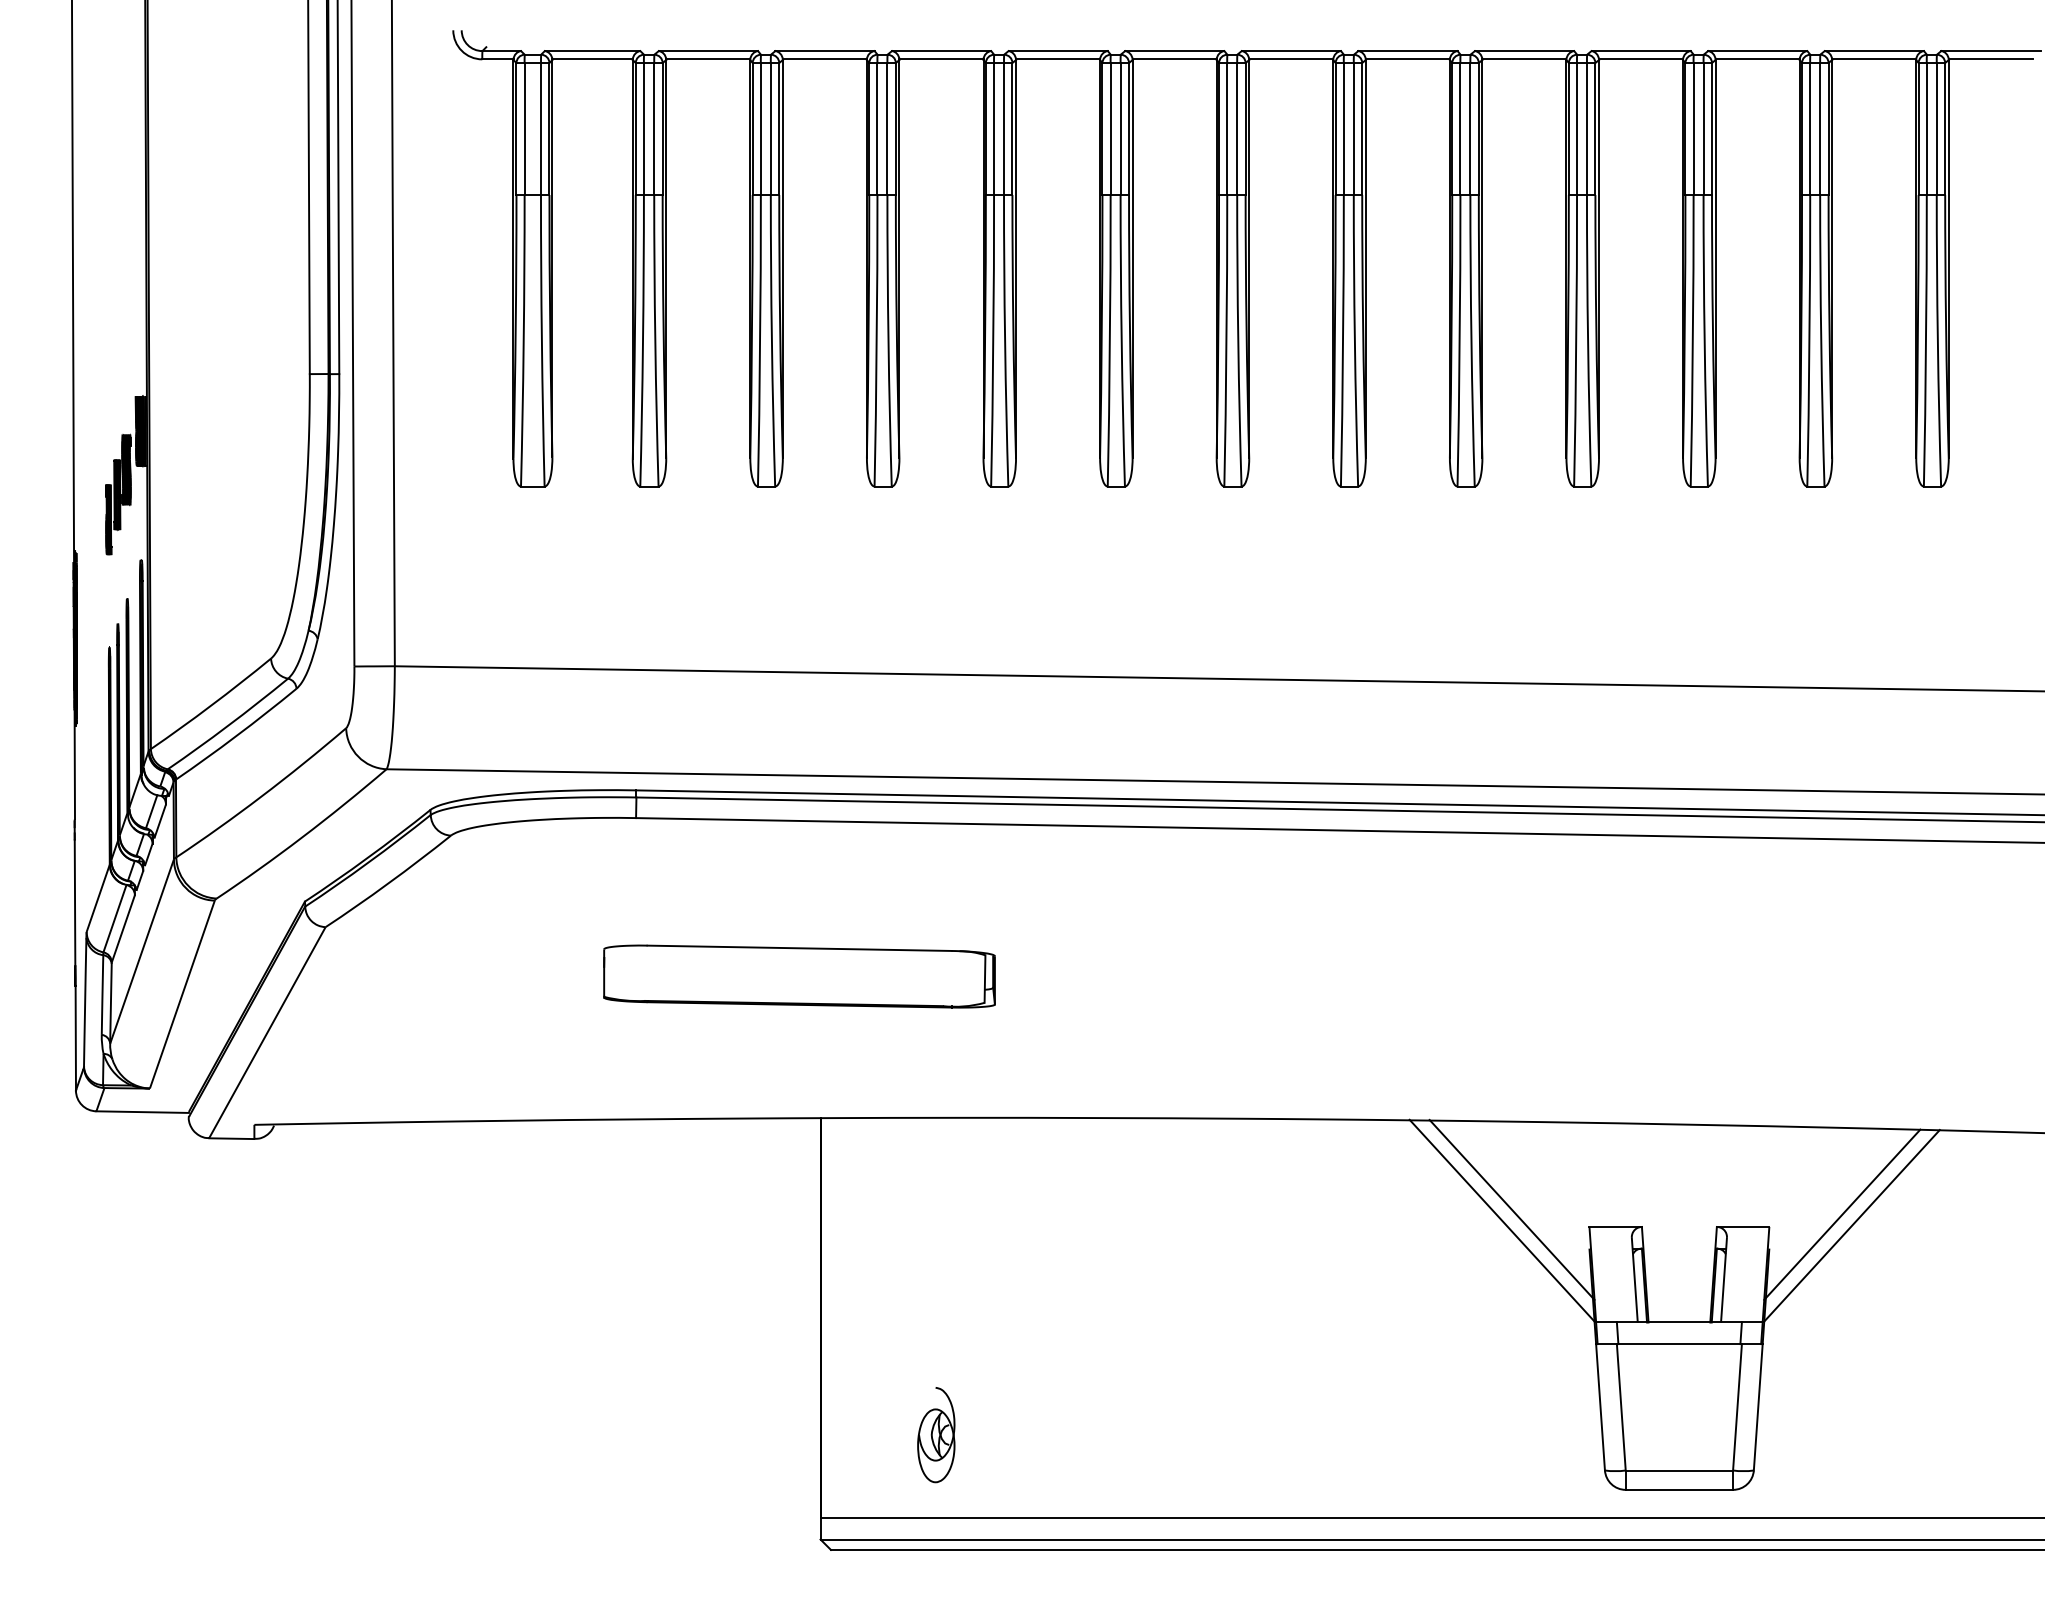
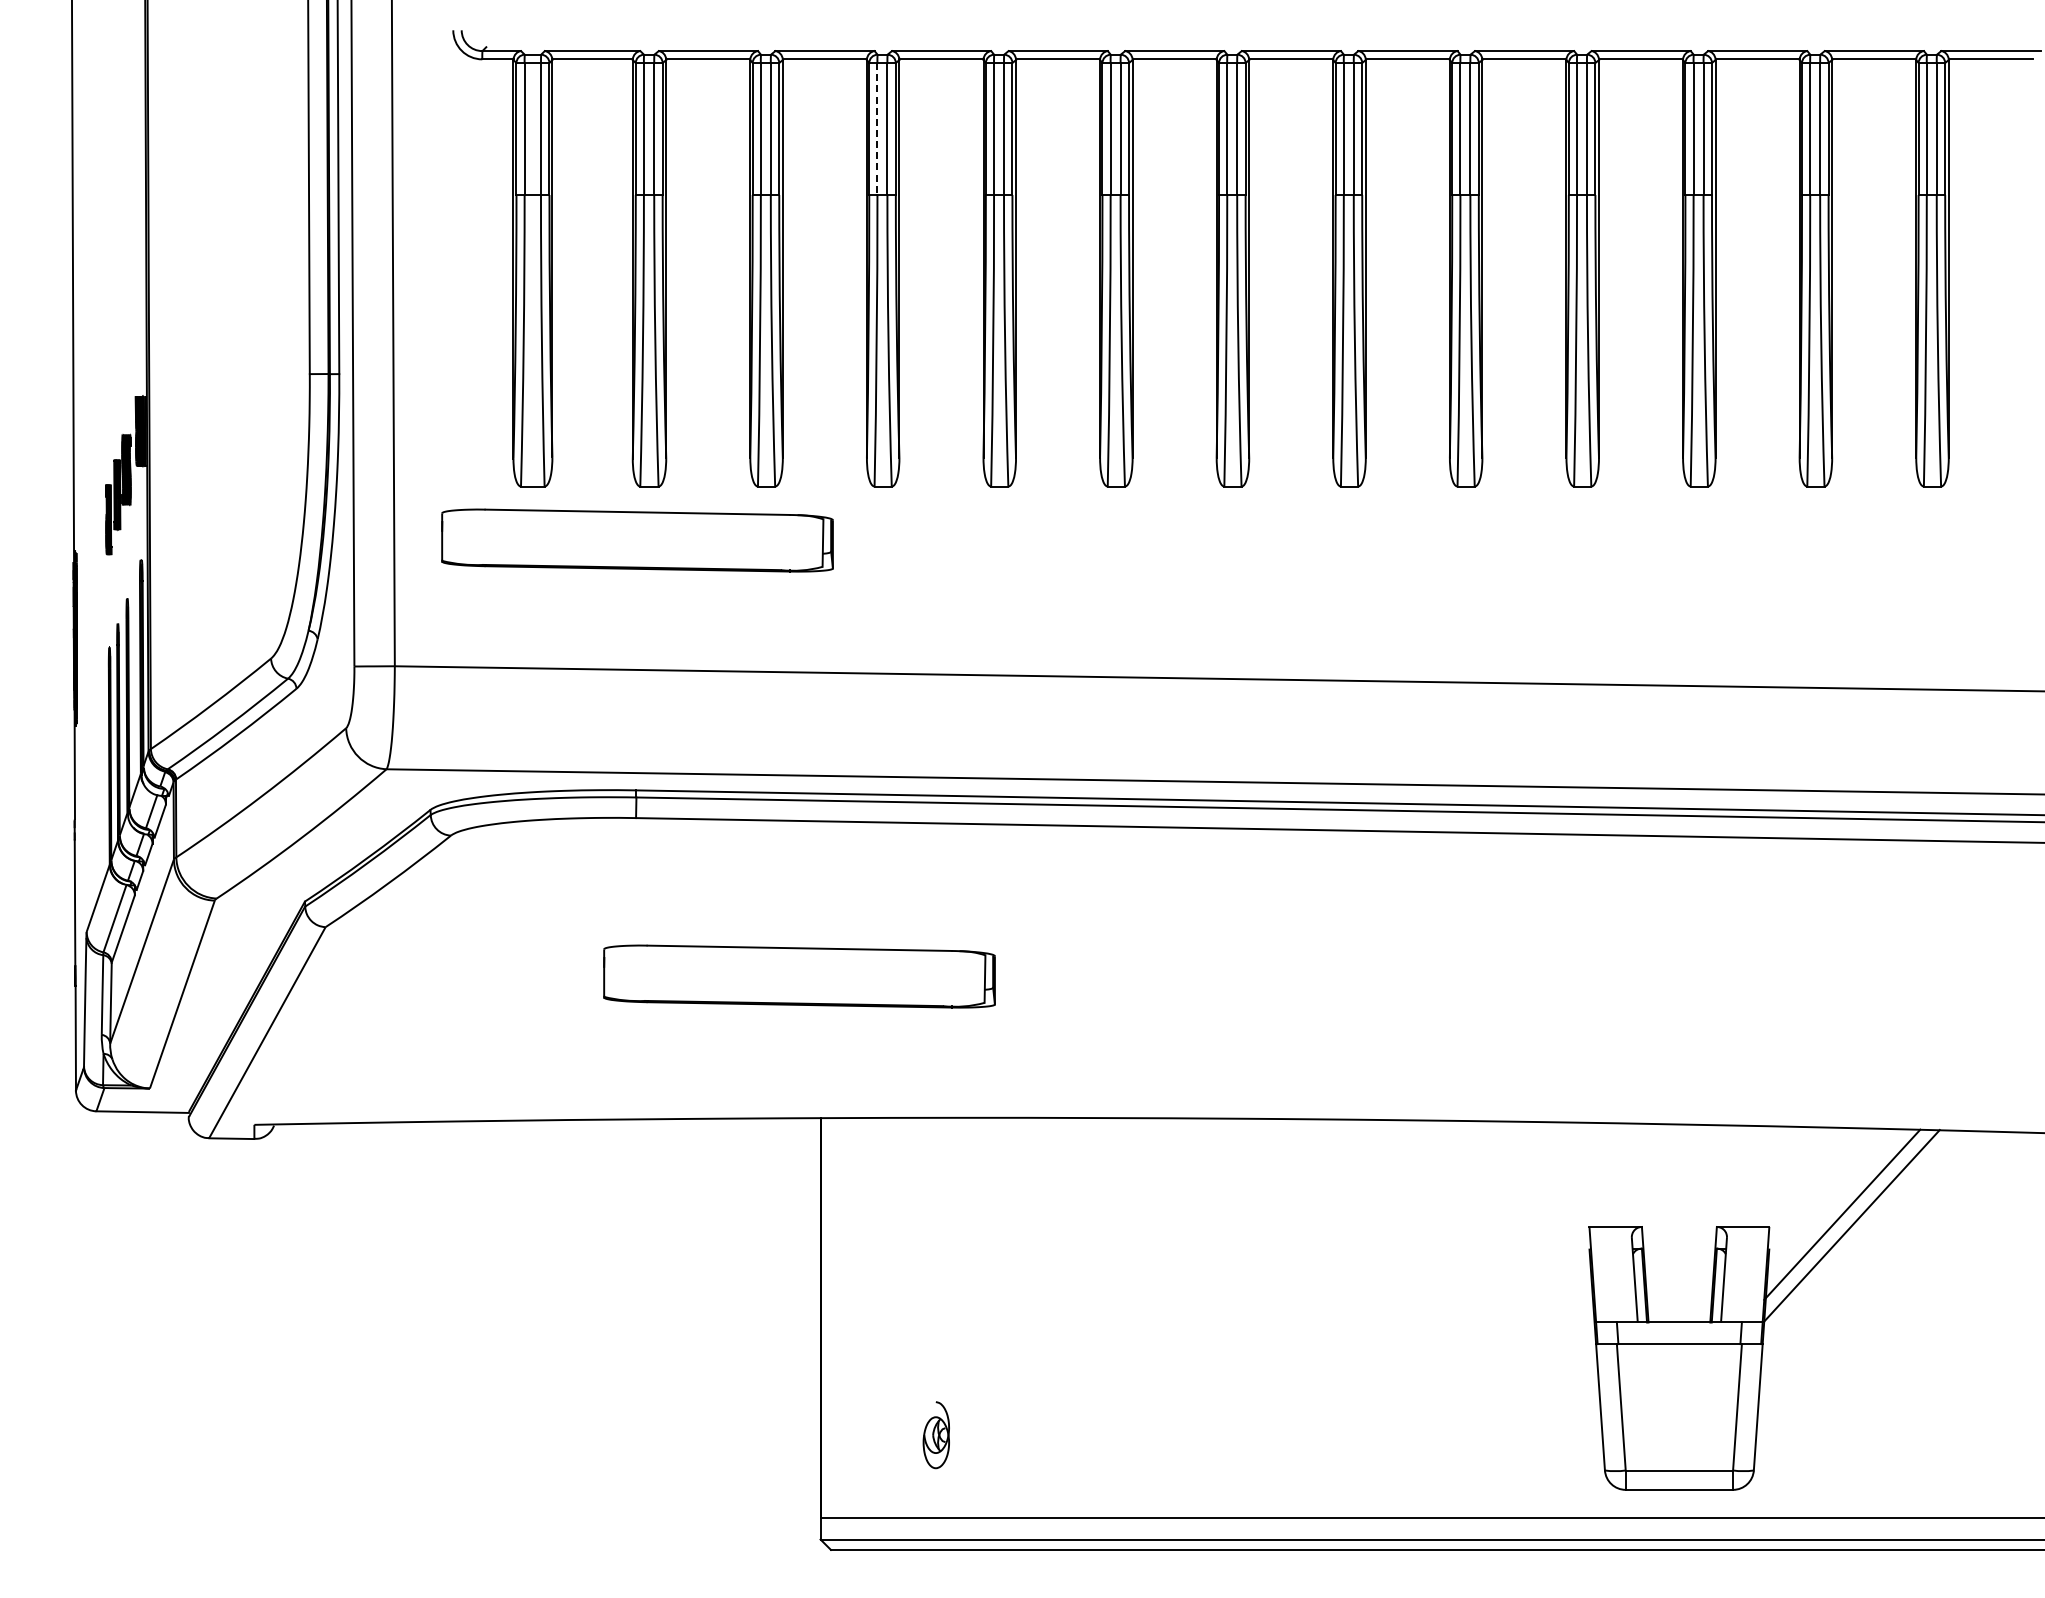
line: solid -> dashed (877, 129)
part: none -> present (637, 540)
line: present -> none (1511, 1209)
line: present -> none (1501, 1220)
part size: 39x97 px -> 28x69 px (935, 1435)
